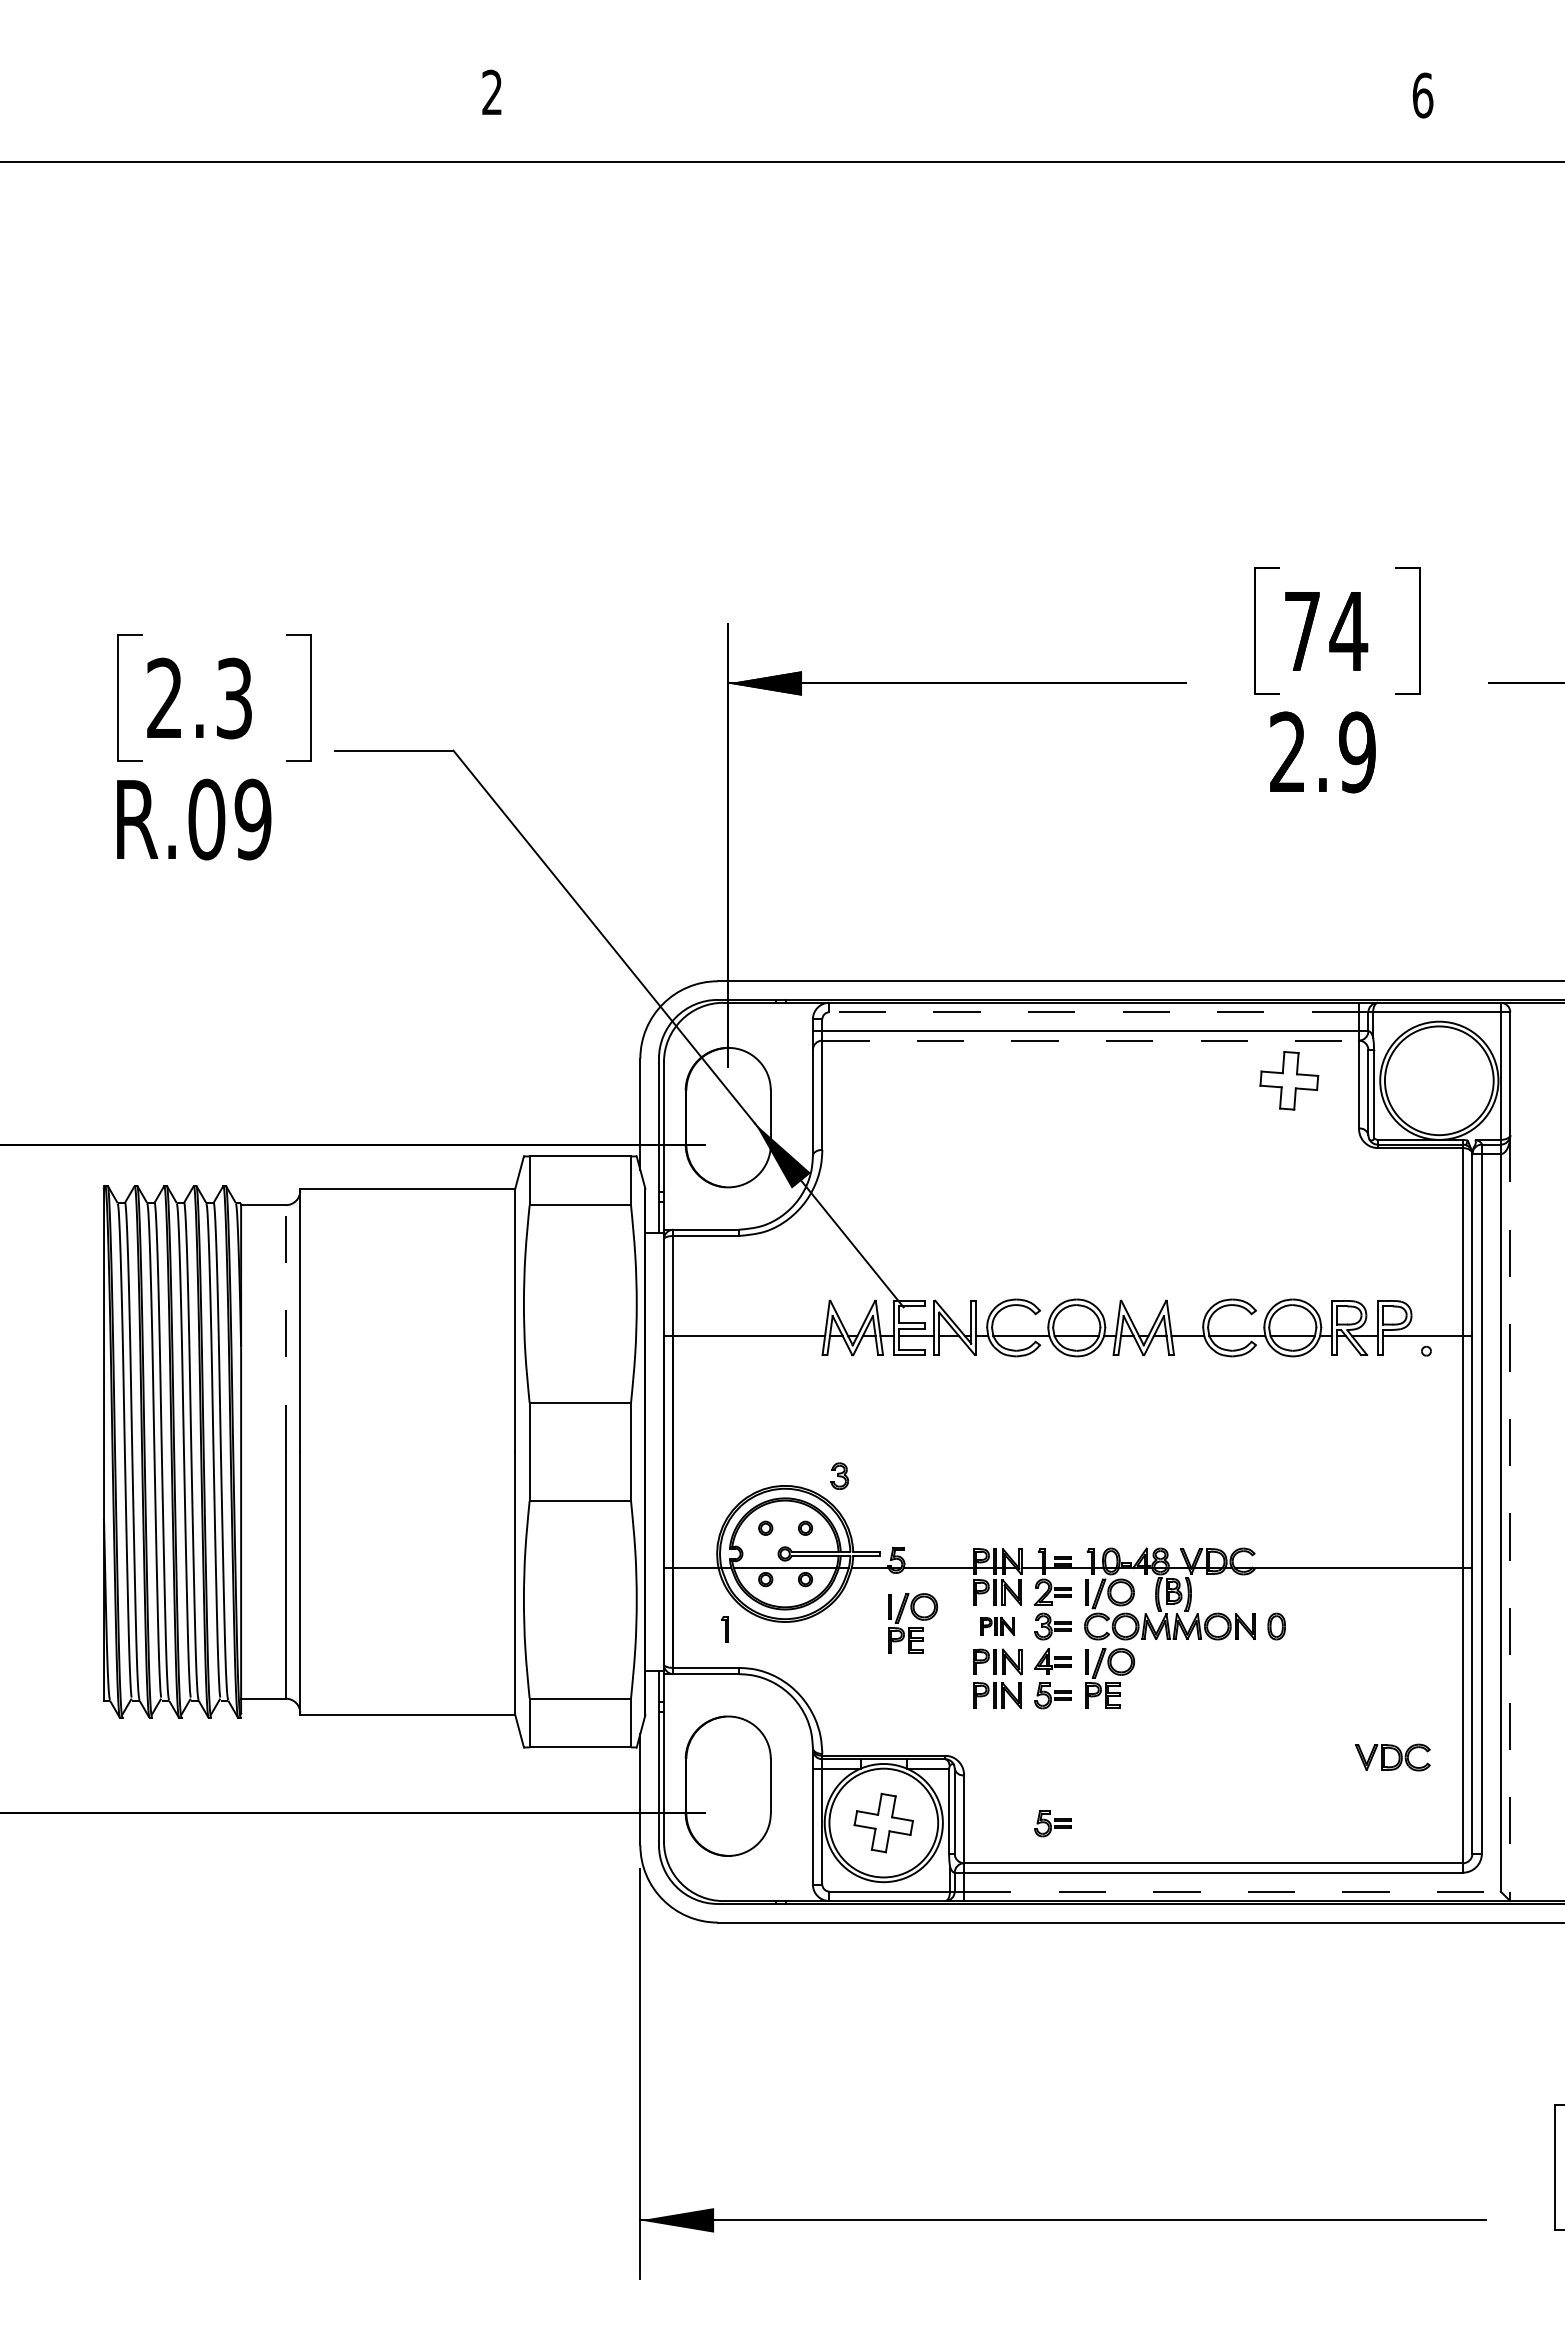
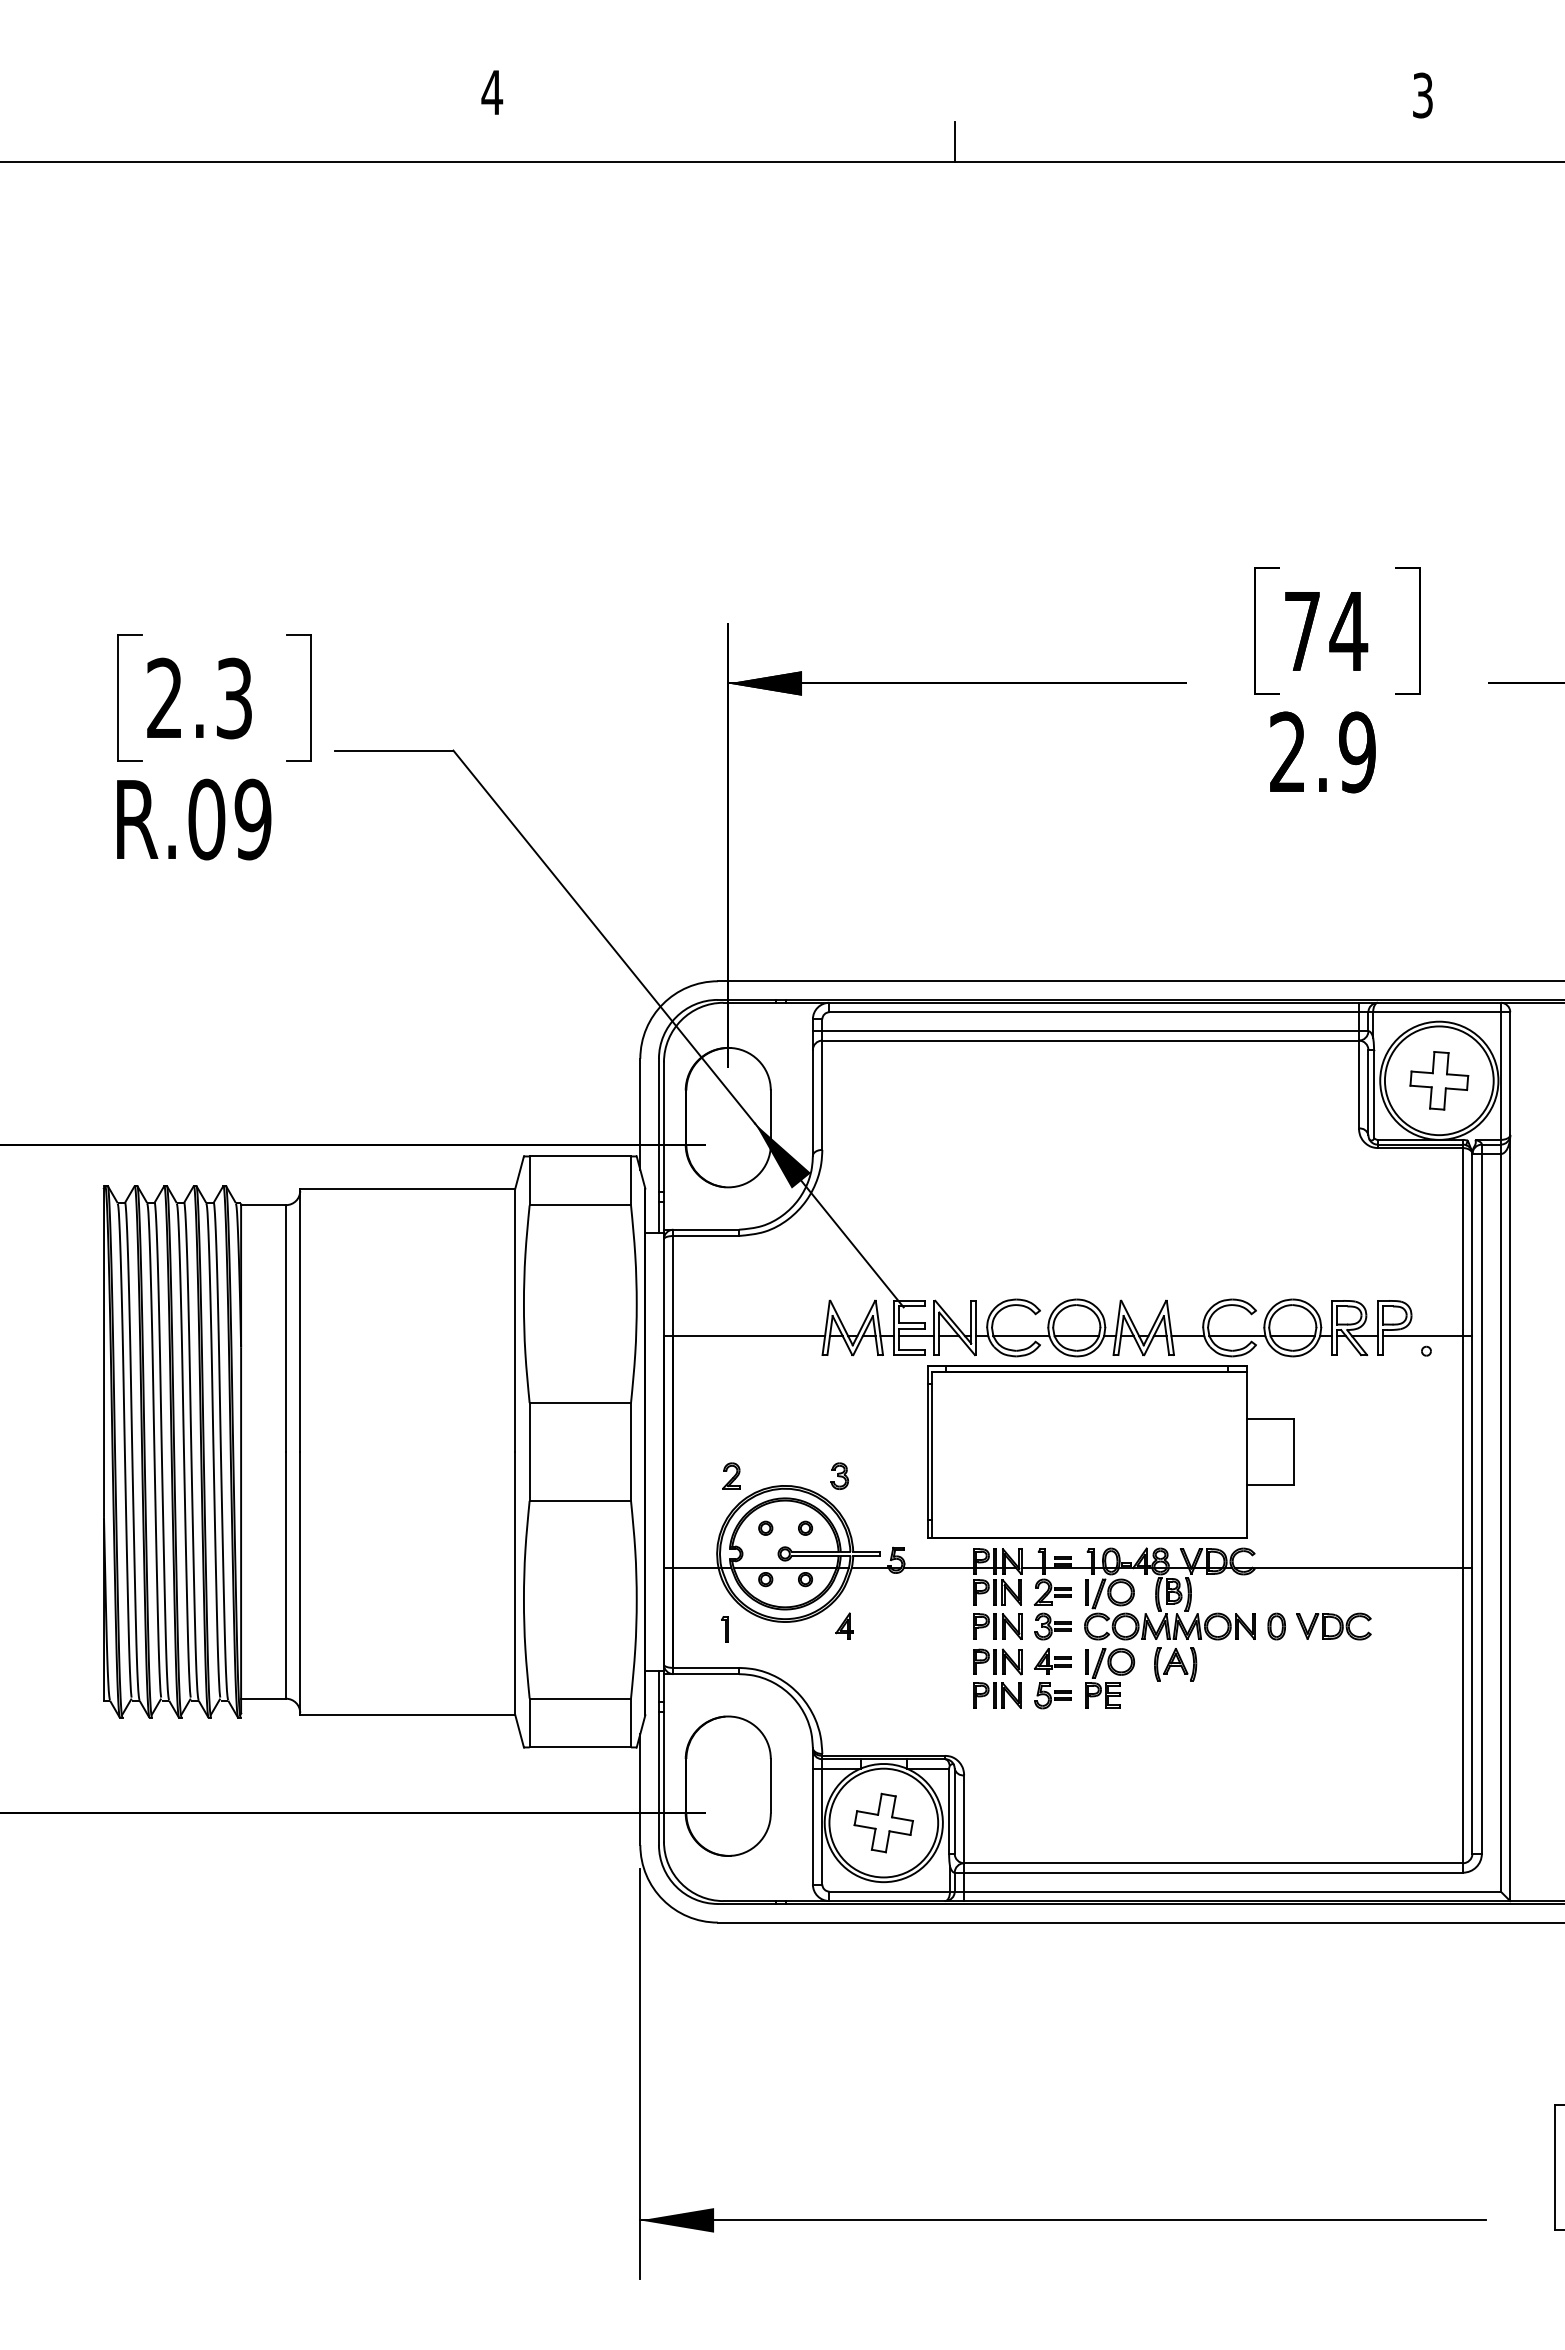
text: 2 -> 4 (492, 91)
text: 6 -> 3 (1422, 95)
line: none -> present (954, 141)
line: dashed -> solid (1094, 1012)
line: dashed -> solid (1091, 1040)
part position: (1289, 1080) -> (1439, 1080) (1439, 1080)
line: dashed -> solid (286, 1328)
part: none -> present (1110, 1451)
part: none -> present (731, 1475)
line: dashed -> solid (1510, 1518)
part: present -> none (913, 1623)
part: none -> present (844, 1625)
part size: 36x21 px -> 50x27 px (997, 1626)
part: none -> present (1175, 1664)
part position: (1392, 1757) -> (1333, 1626) (1333, 1626)
part: present -> none (1052, 1823)
line: dashed -> solid (1232, 1891)
